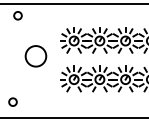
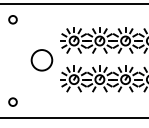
circle position: (17, 15) -> (12, 19) (12, 19)
circle position: (35, 56) -> (41, 60) (41, 60)
